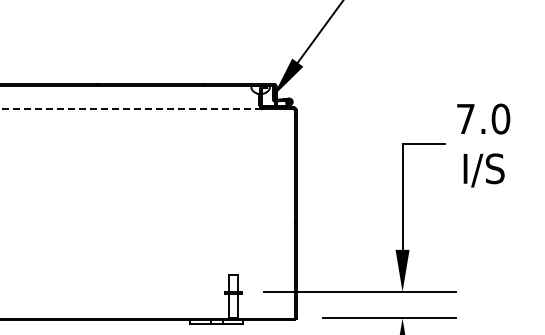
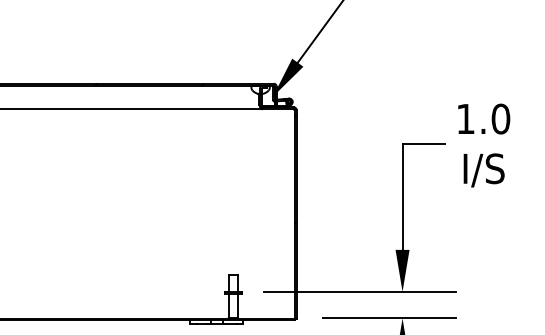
line: dashed -> solid (131, 109)
text: 7.0 -> 1.0 (465, 118)
